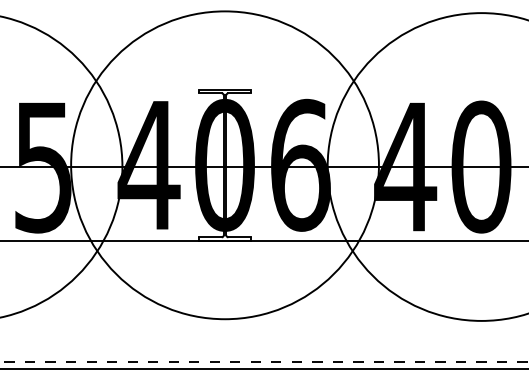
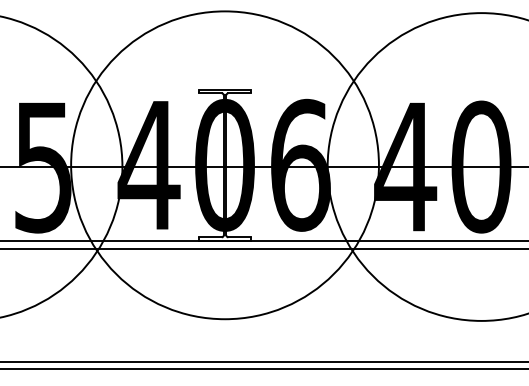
line: none -> present (263, 248)
line: dashed -> solid (265, 361)
